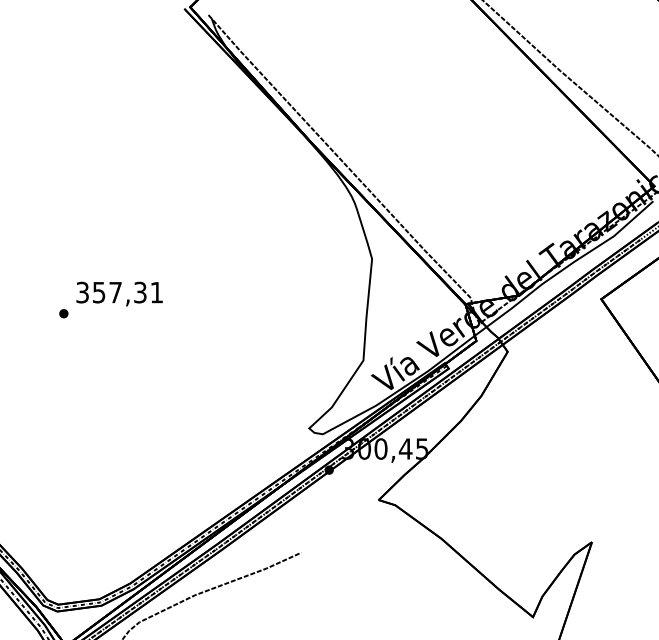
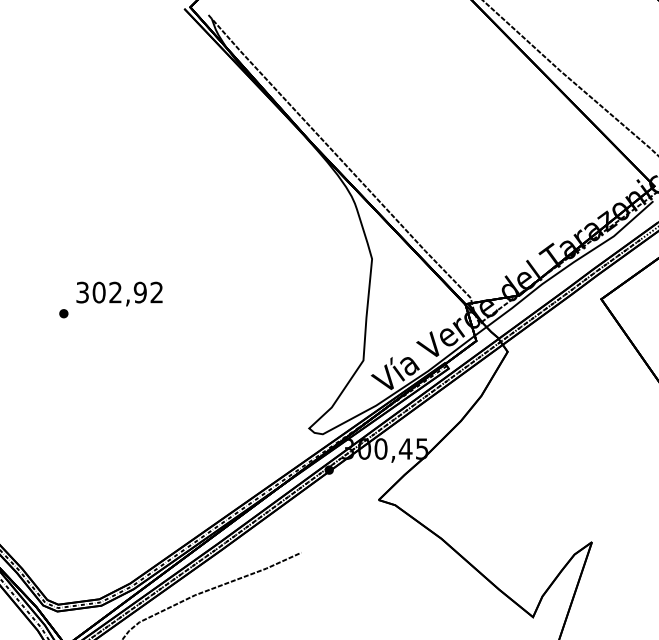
text: 357,31 -> 302,92 (127, 292)
